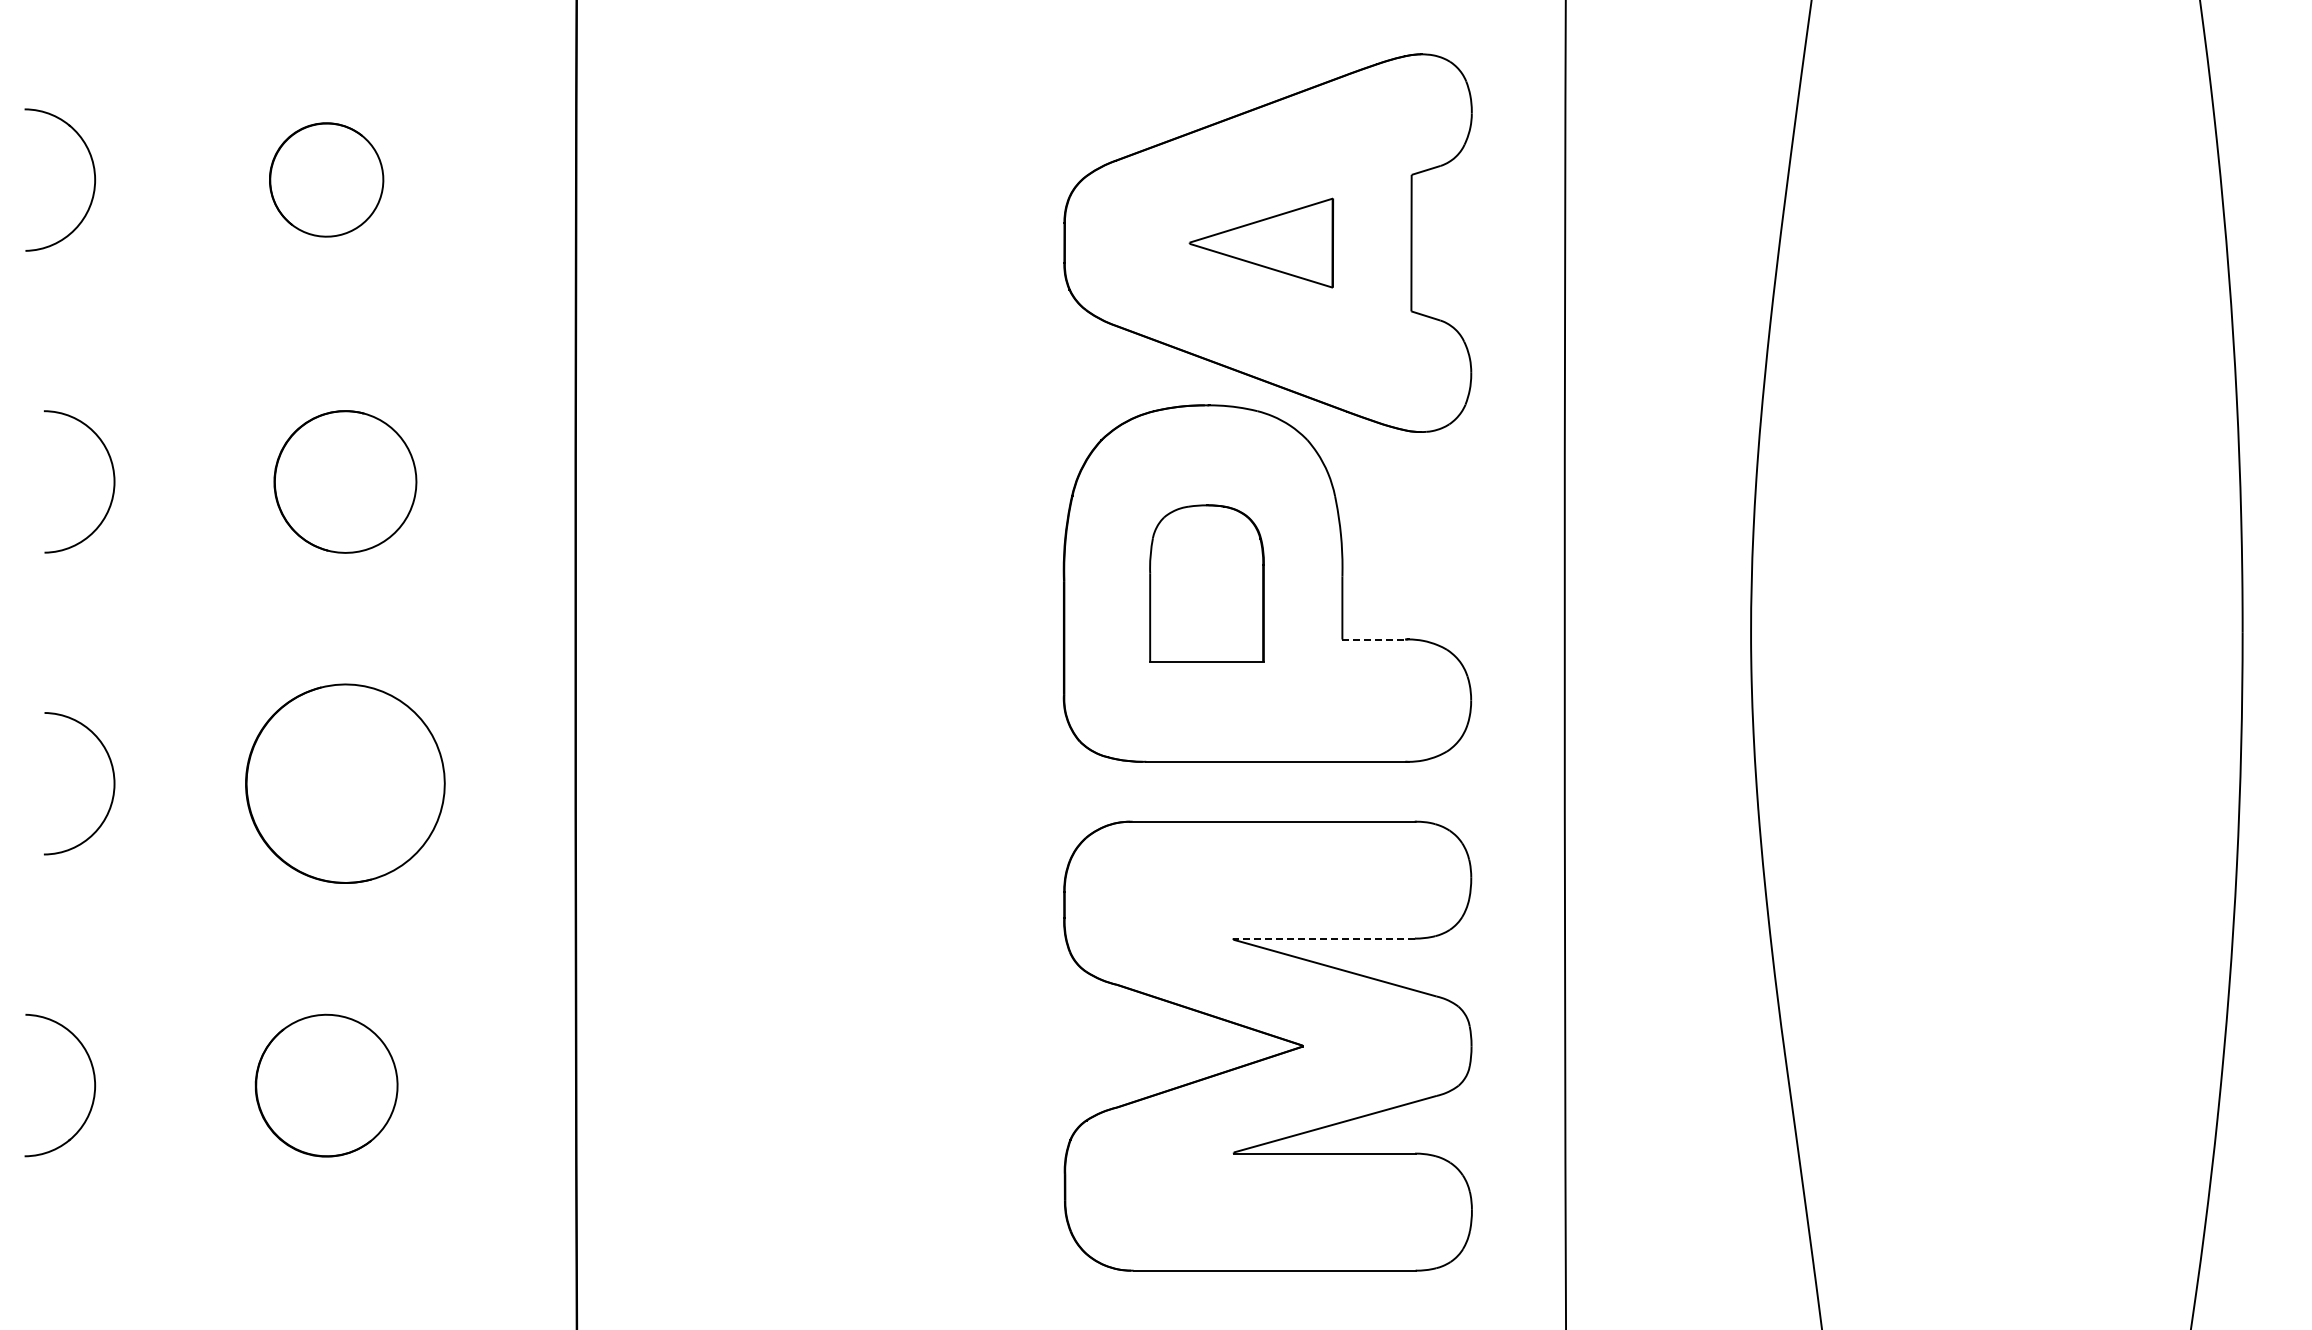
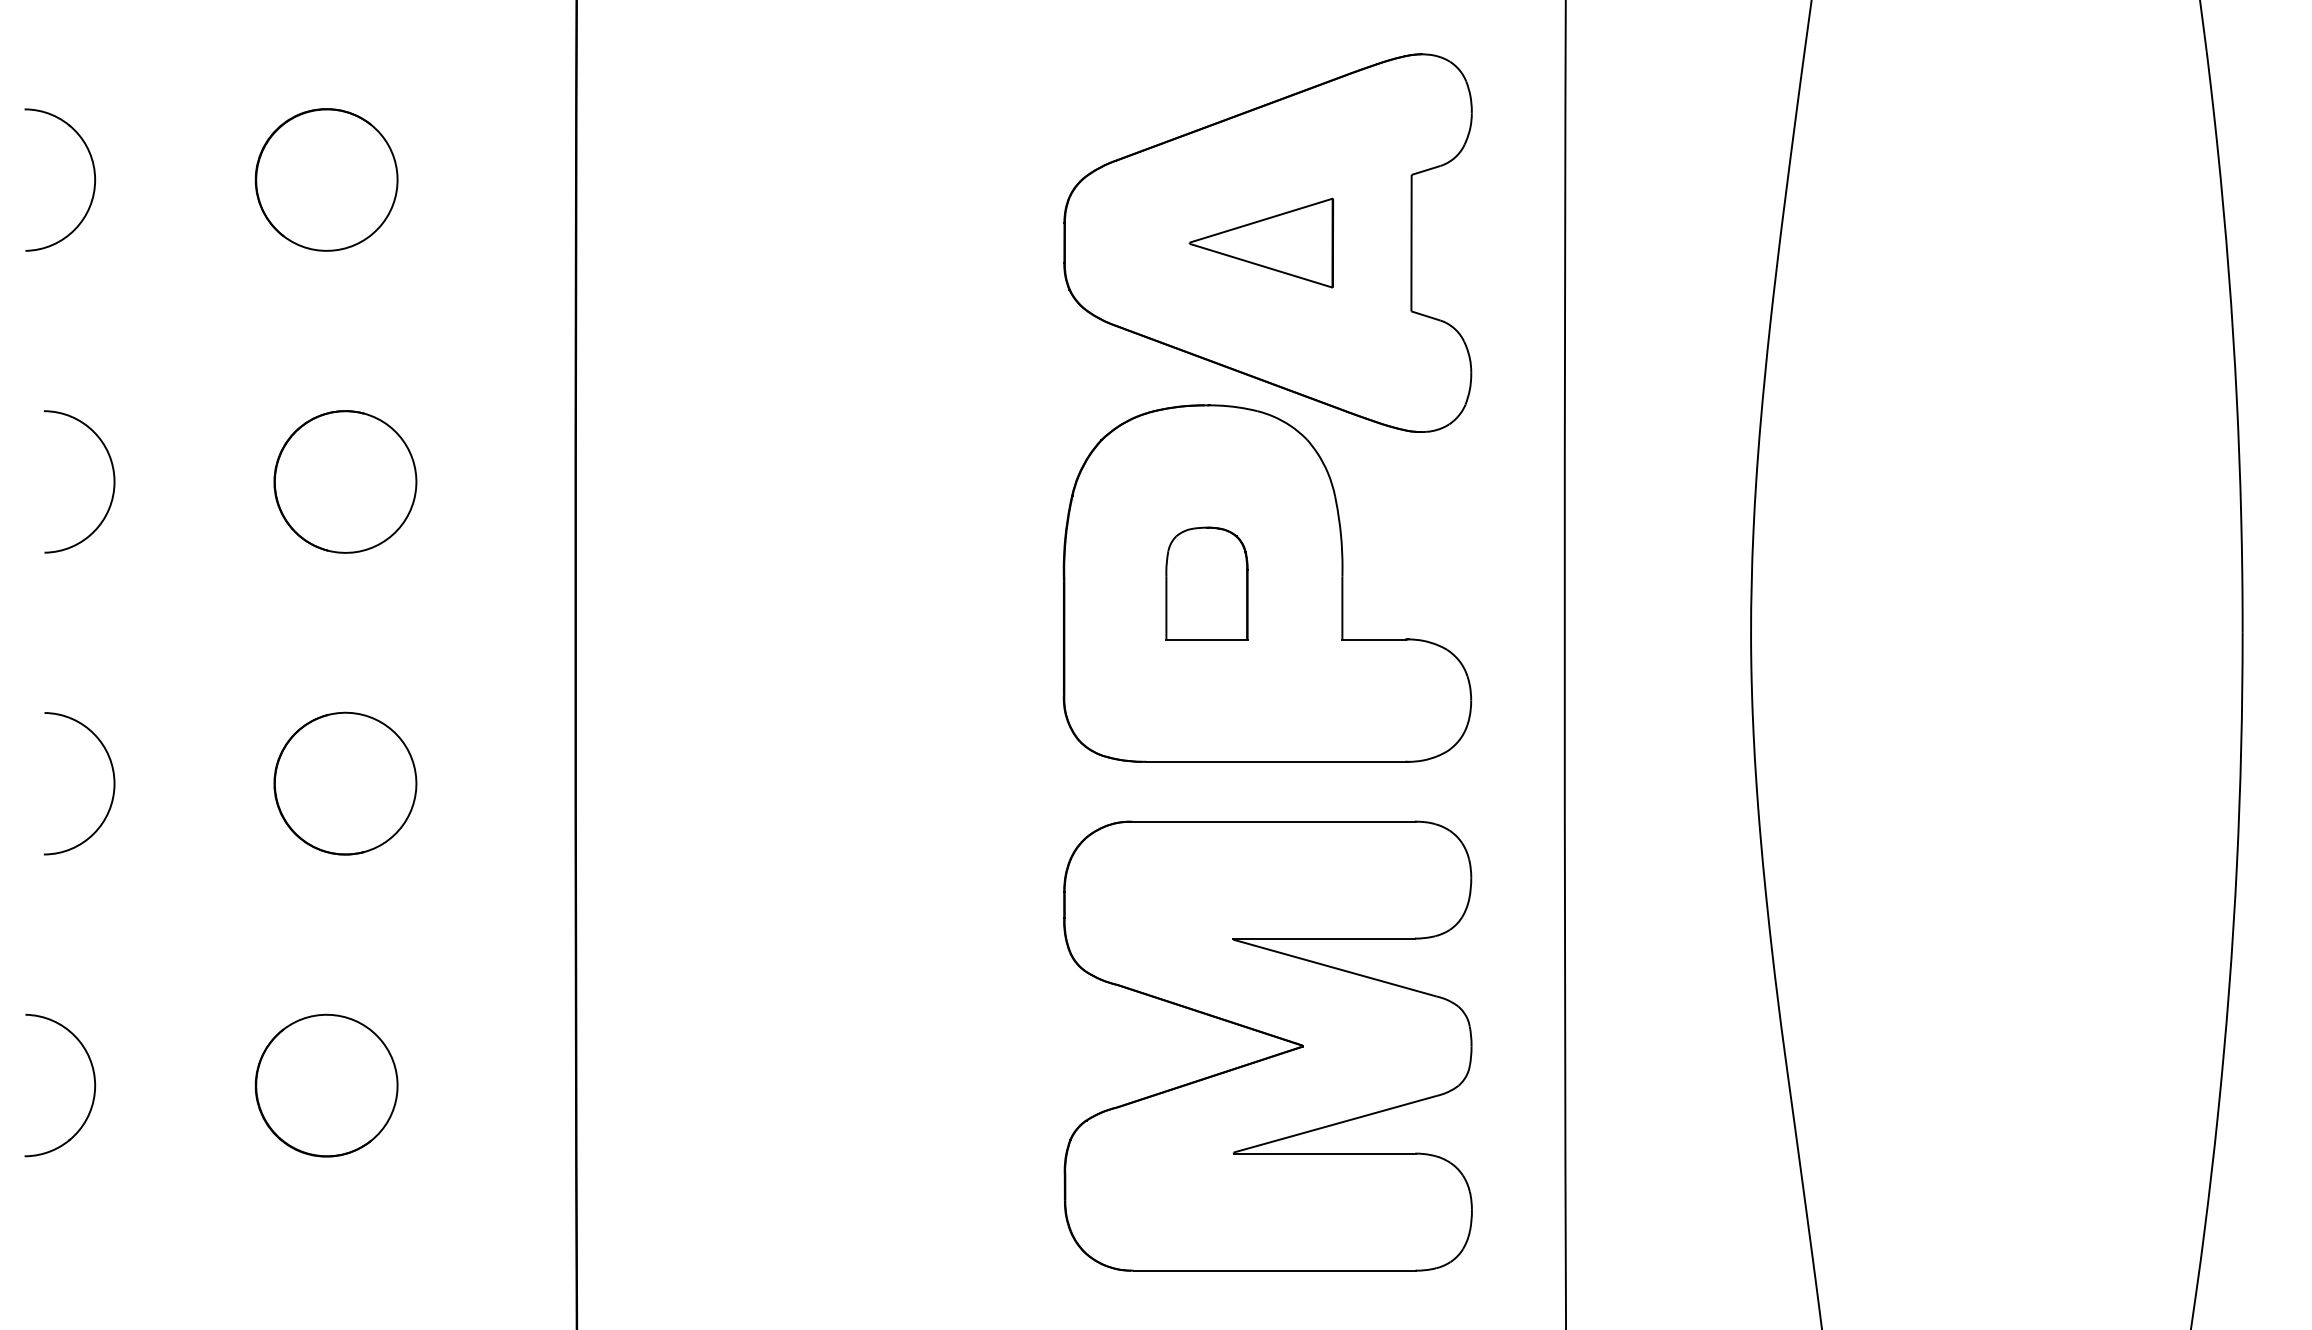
part size: 116x116 px -> 145x144 px (326, 179)
part size: 116x159 px -> 84x115 px (1206, 583)
line: dashed -> solid (1374, 639)
part size: 201x201 px -> 145x145 px (345, 783)
line: dashed -> solid (1324, 938)
